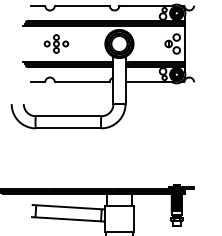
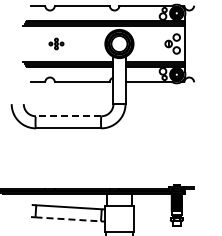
part size: 27x20 px -> 17x14 px (56, 43)
line: solid -> dashed (68, 116)
line: solid -> dashed (68, 219)
